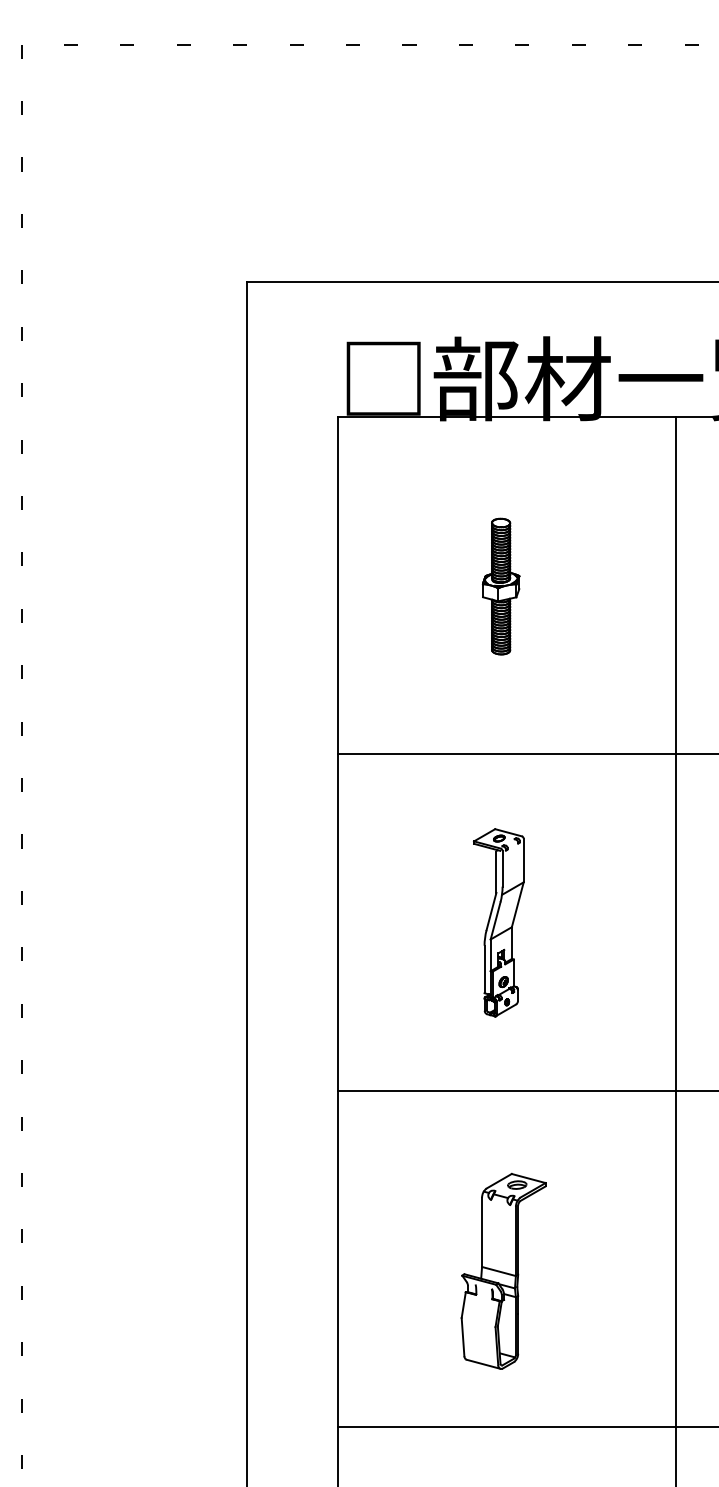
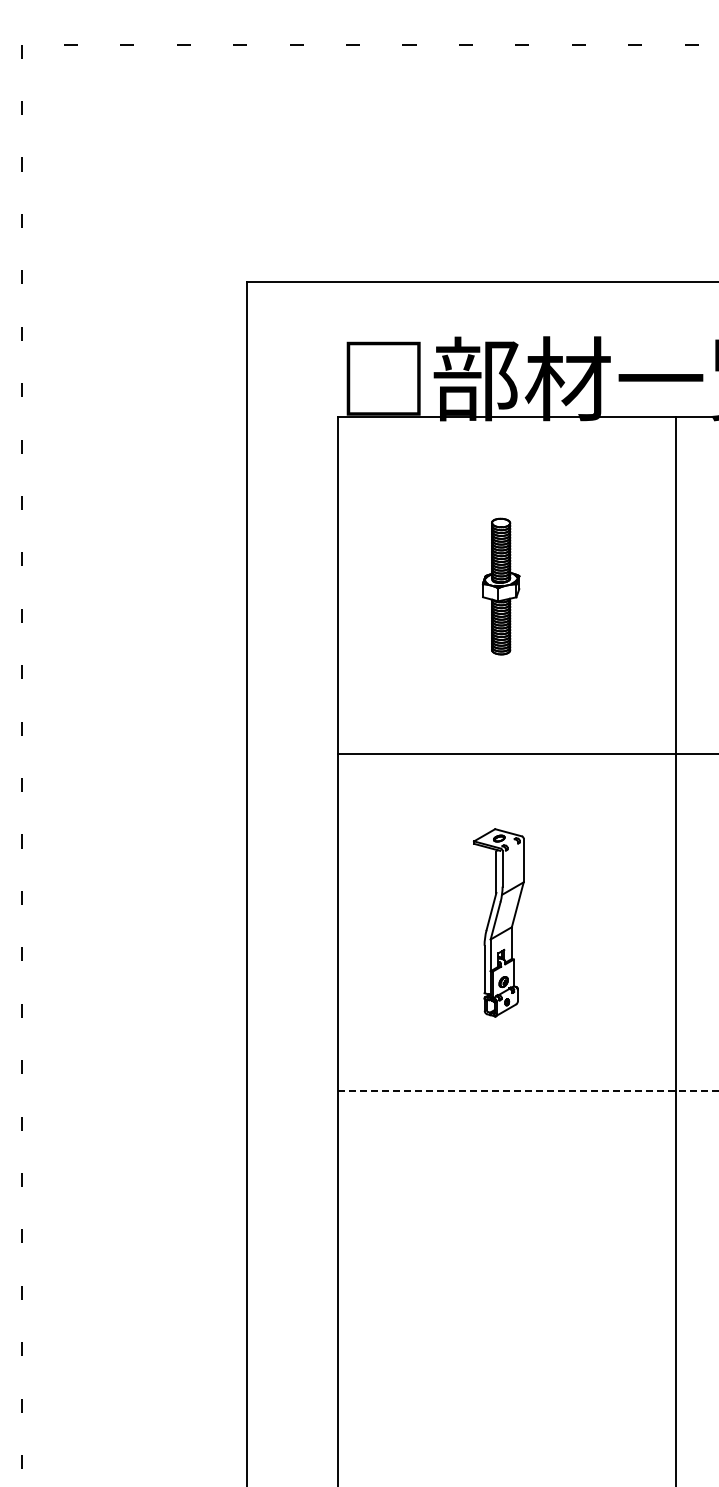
line: solid -> dashed (528, 1090)
part: present -> none (503, 1270)
line: present -> none (526, 1427)
